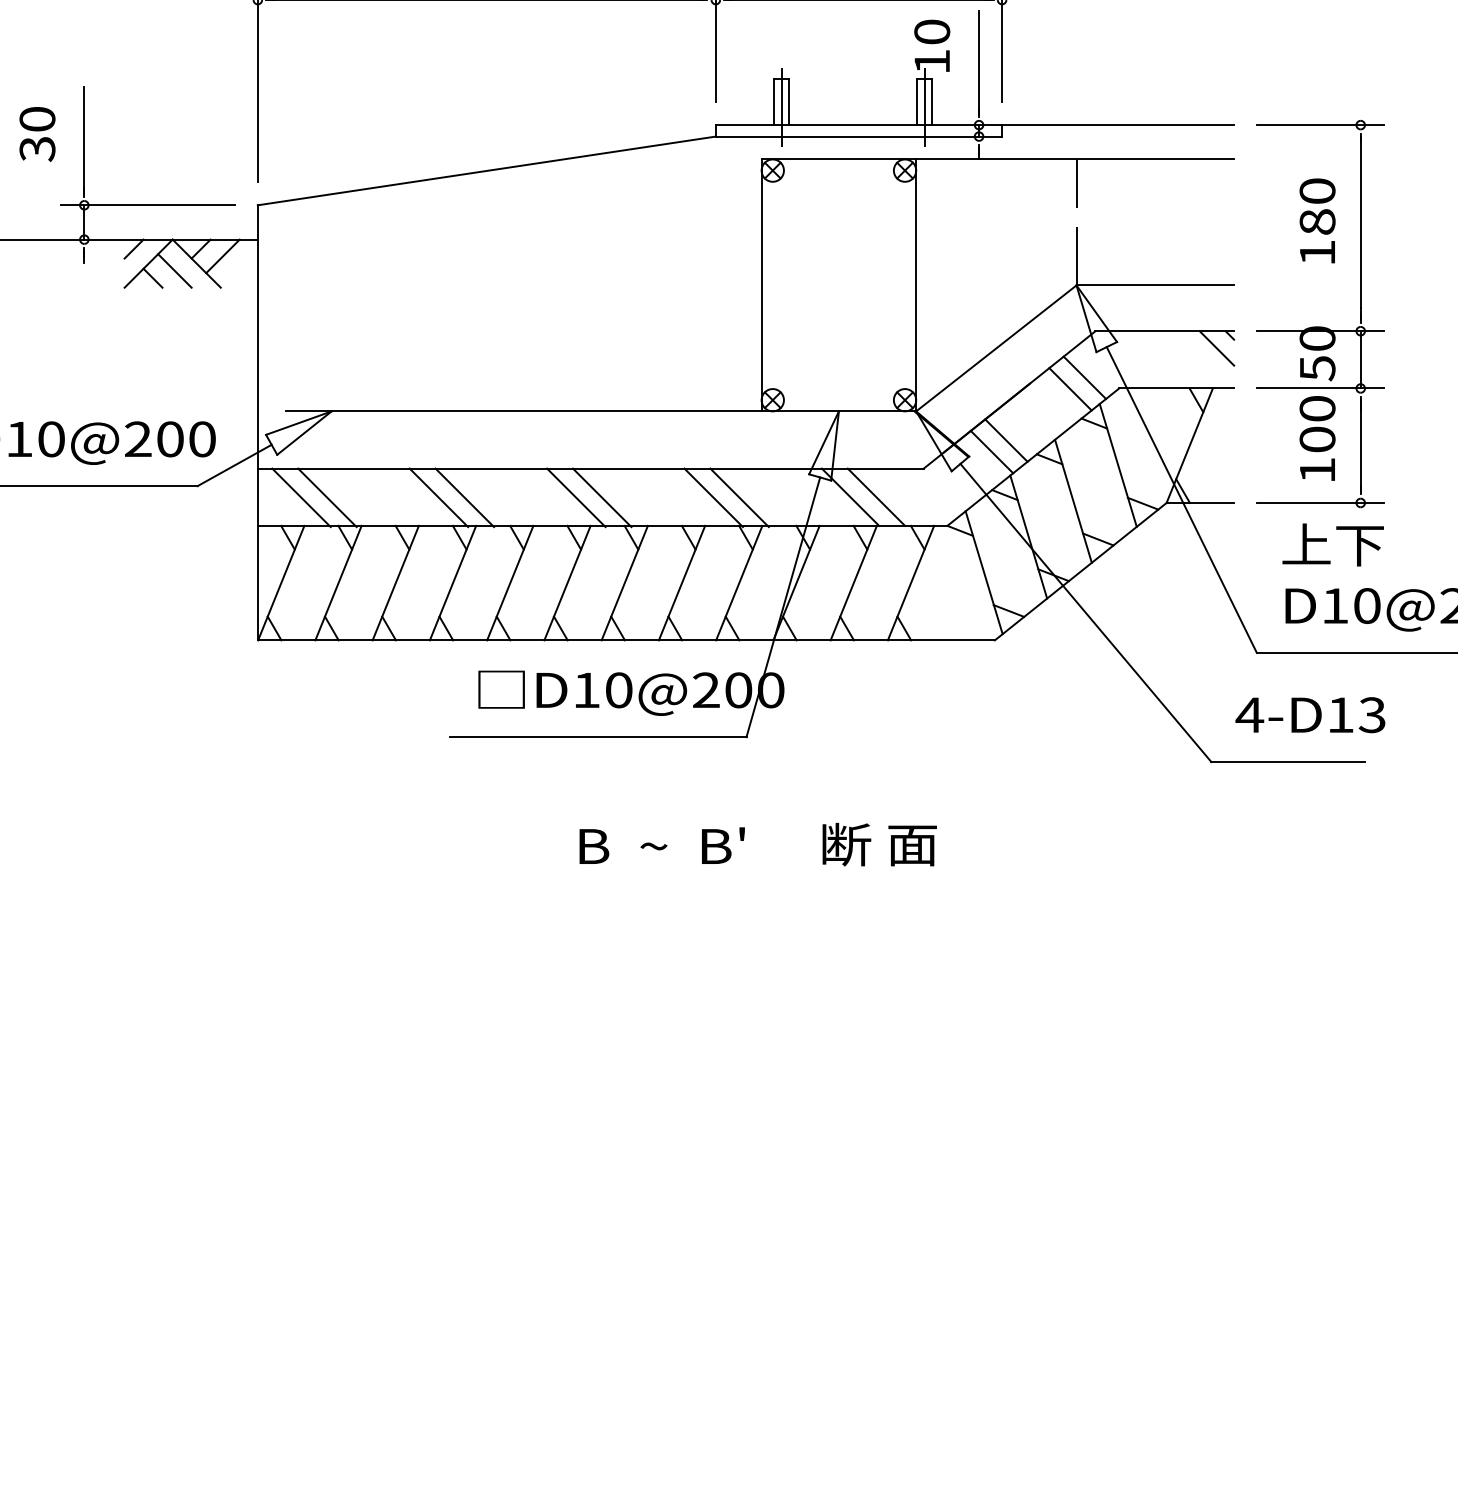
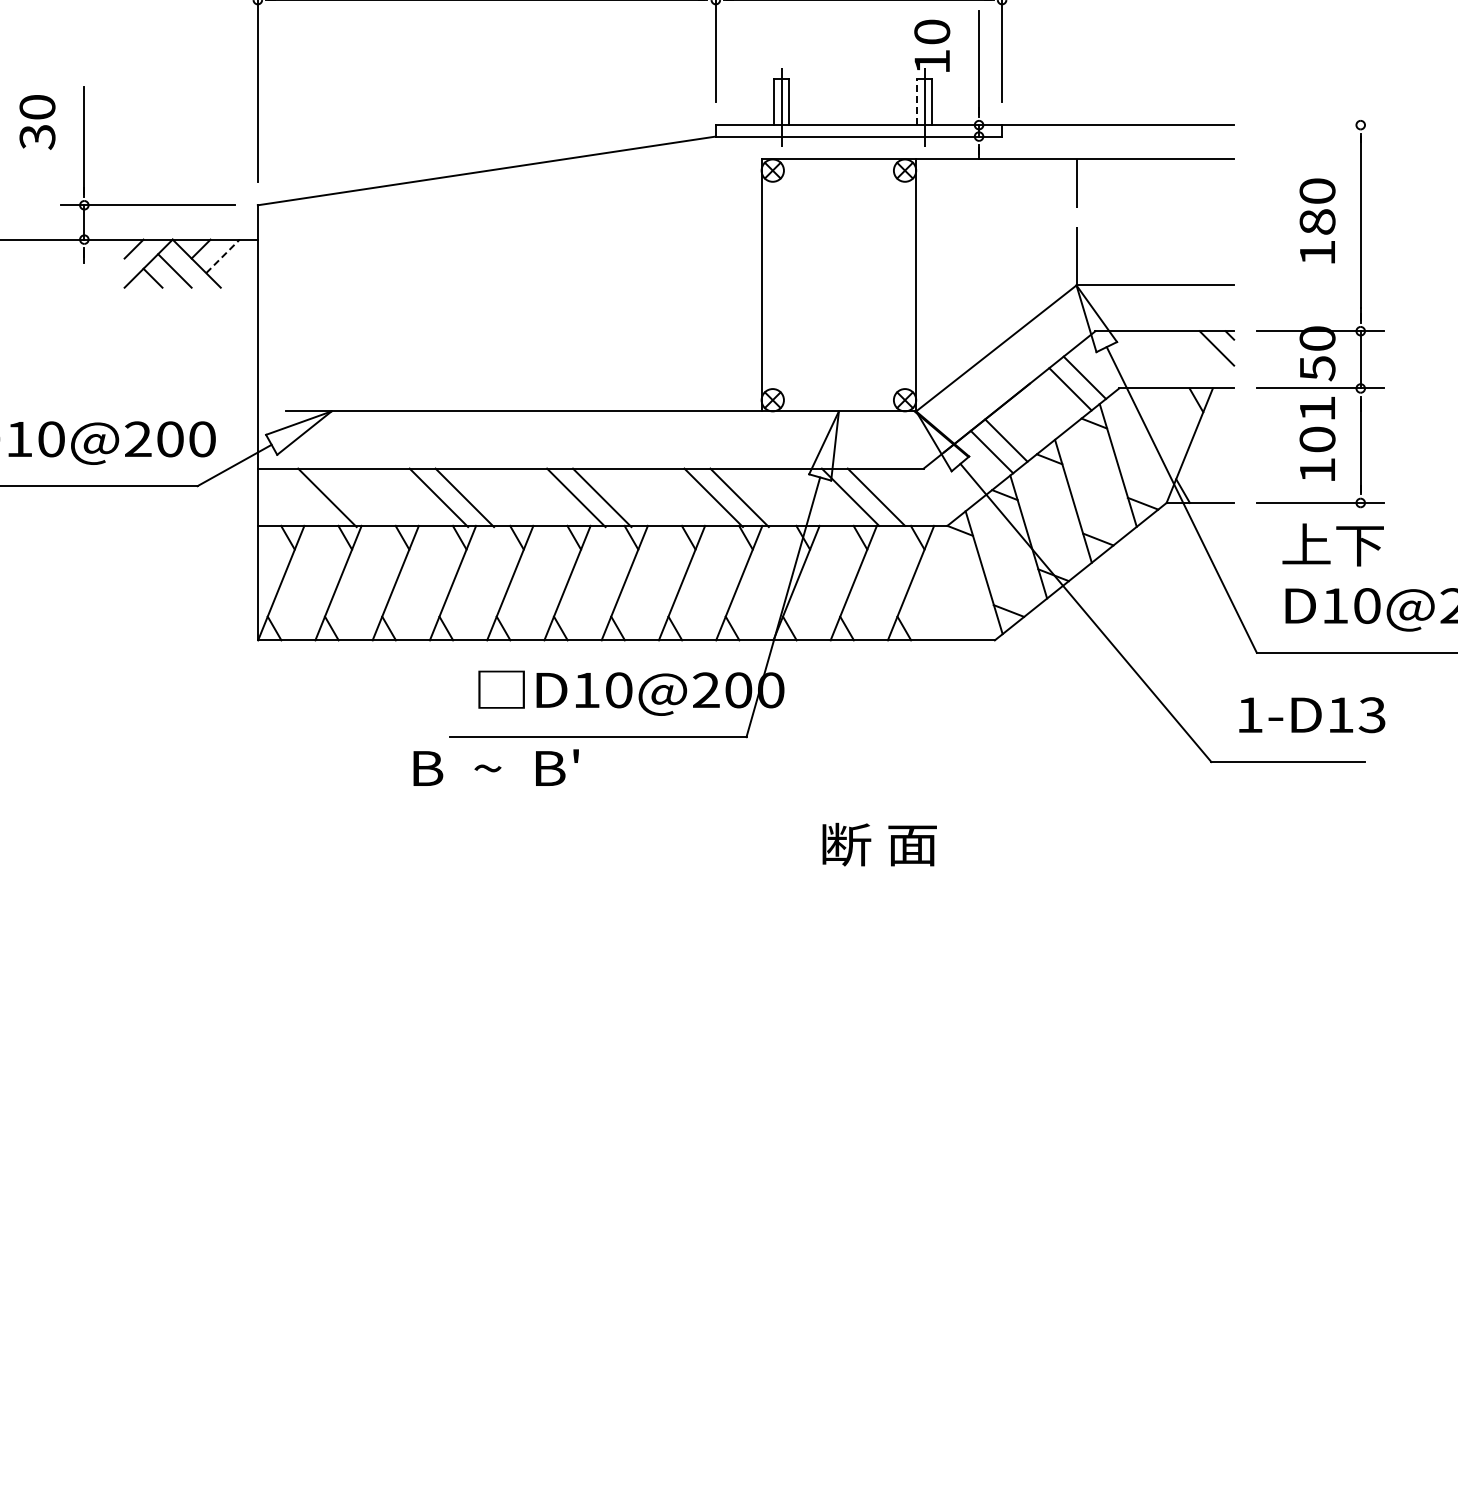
line: solid -> dashed (917, 102)
line: present -> none (1320, 125)
text position: (37, 134) -> (37, 122) (37, 122)
line: solid -> dashed (222, 256)
text: 100 -> 101 (1317, 408)
line: present -> none (301, 497)
text: 4-D13 -> 1-D13 (1249, 714)
text position: (661, 845) -> (495, 767) (495, 767)
